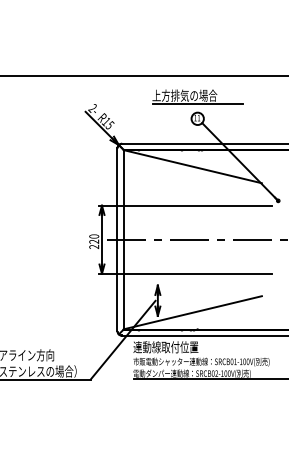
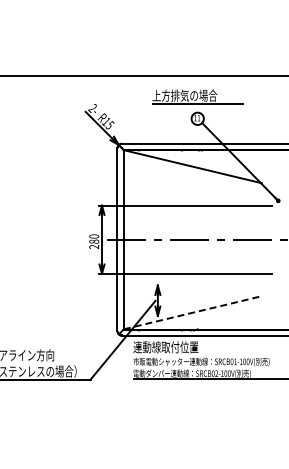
text: 220 -> 280 (94, 241)
line: solid -> dashed (192, 312)
